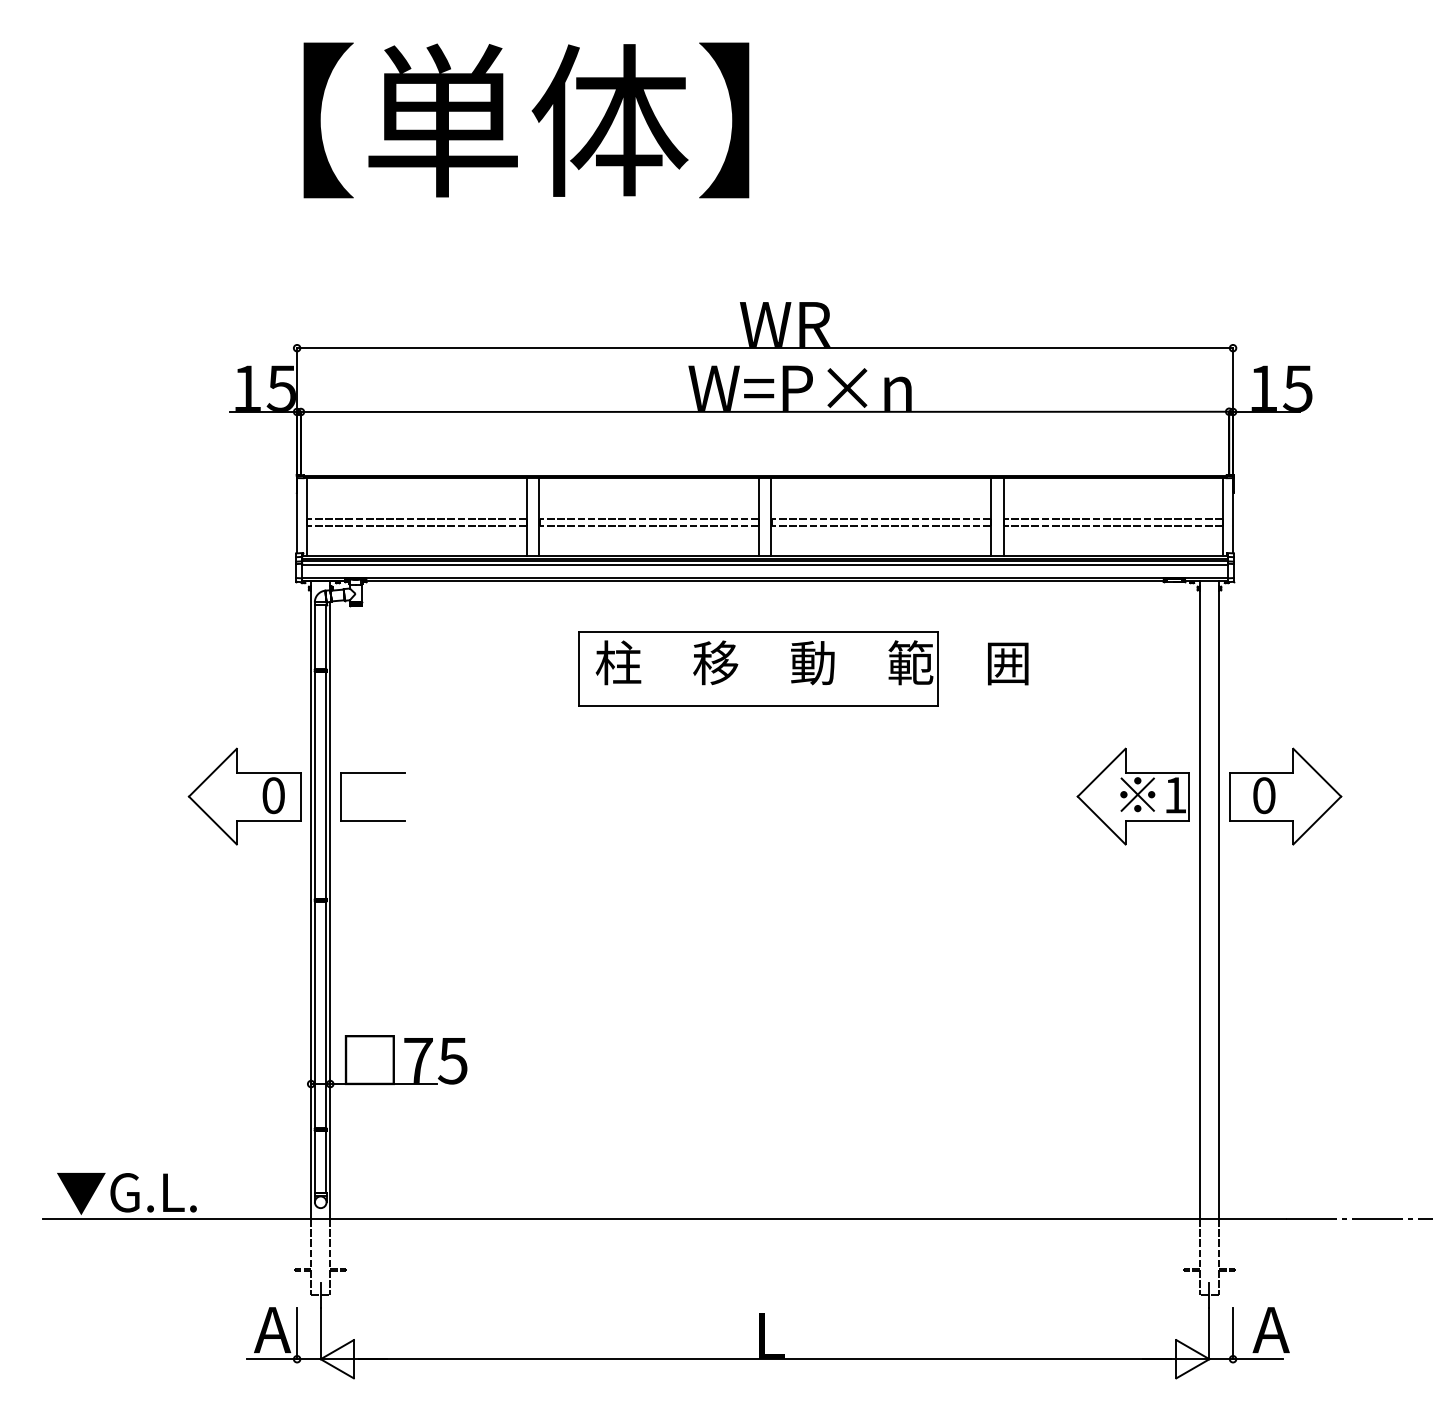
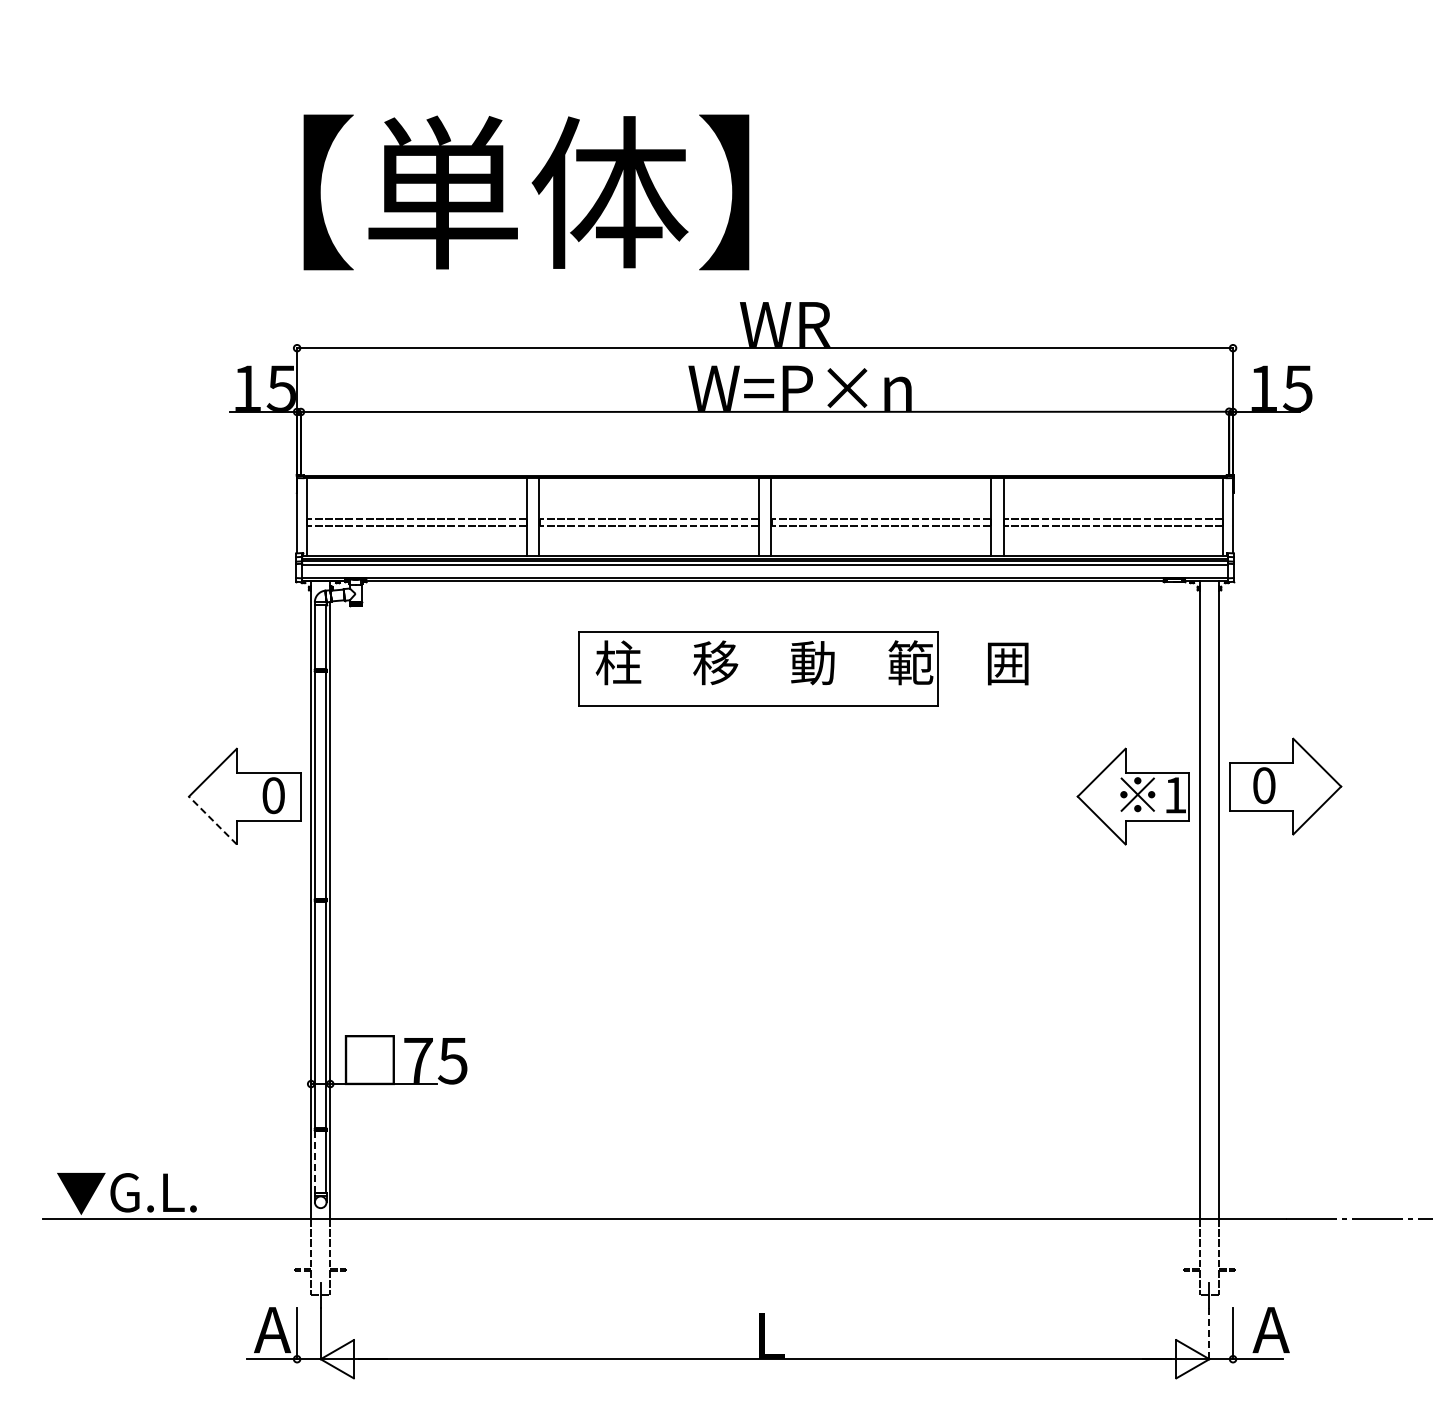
text position: (526, 120) -> (526, 192) (526, 192)
part: present -> none (372, 773)
part position: (1285, 796) -> (1285, 786) (1285, 786)
line: solid -> dashed (212, 820)
line: solid -> dashed (315, 1162)
line: solid -> dashed (1209, 1333)
